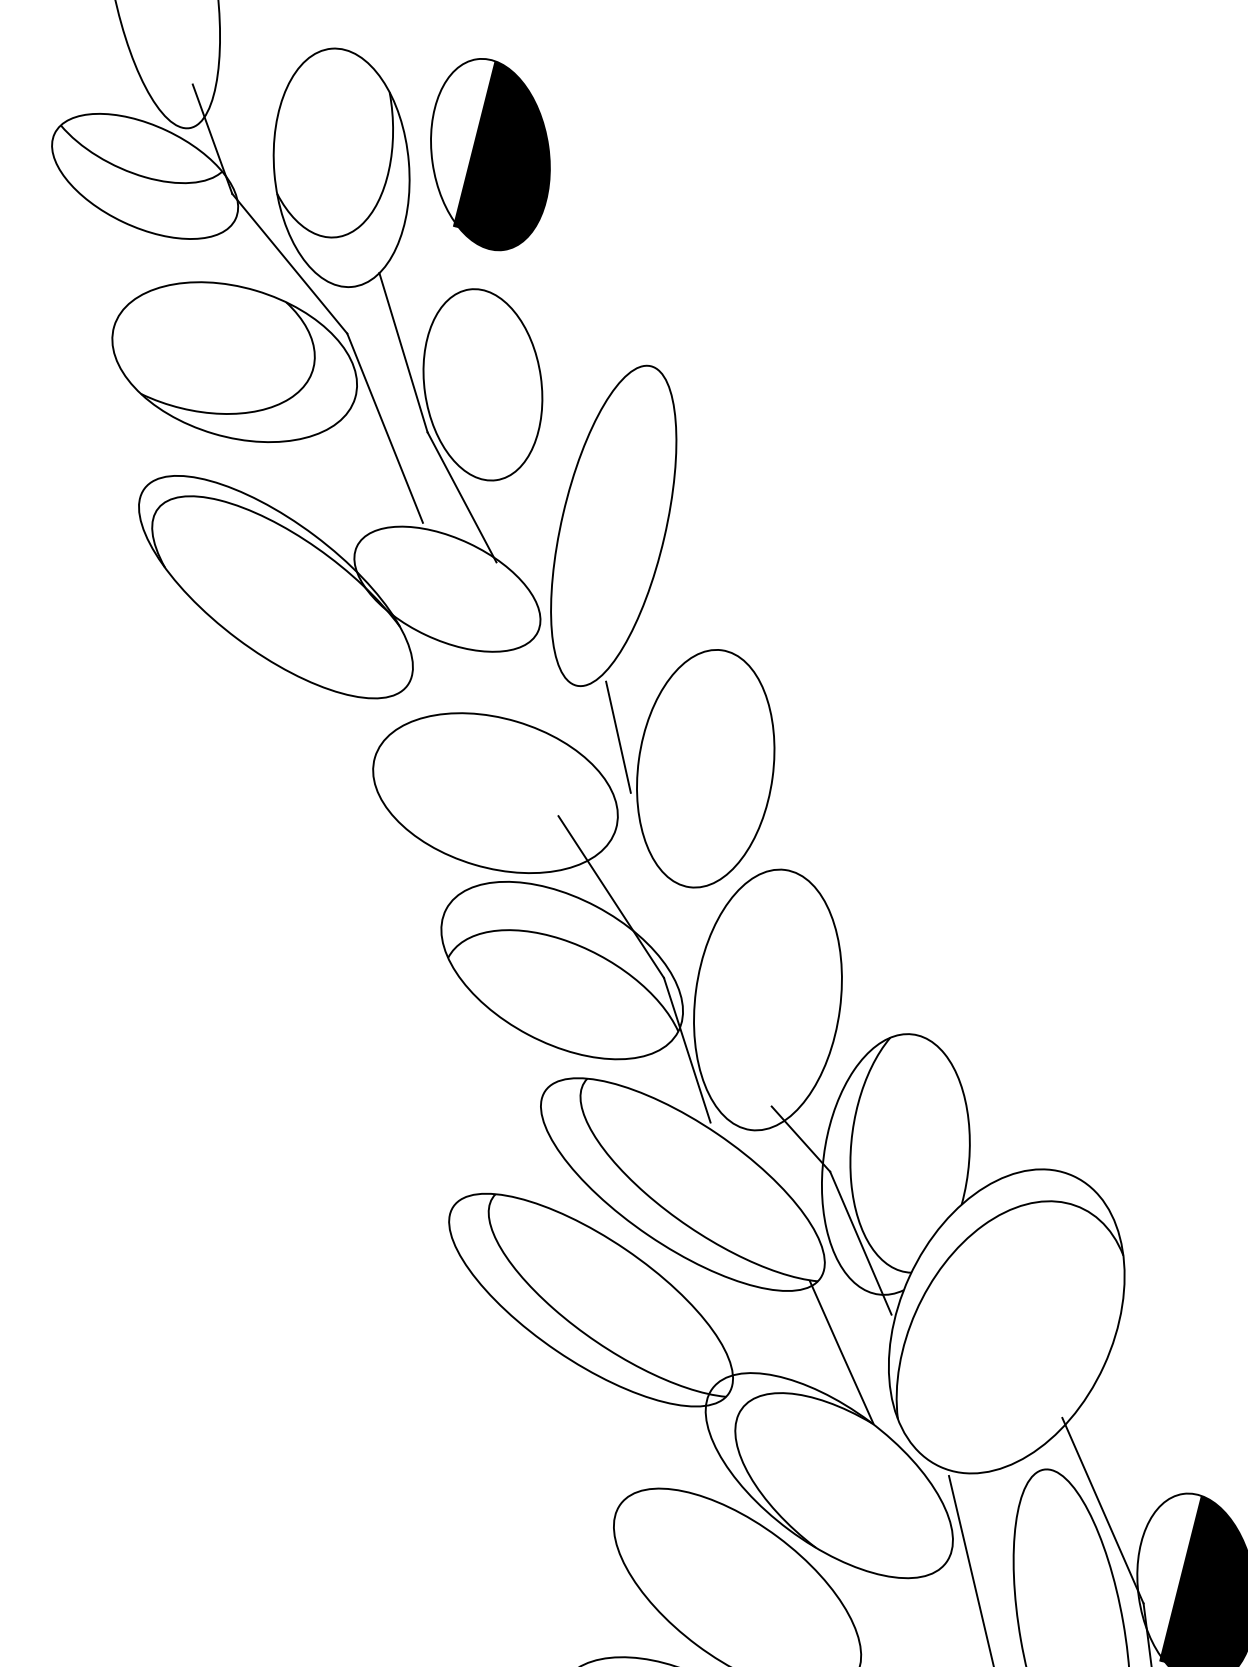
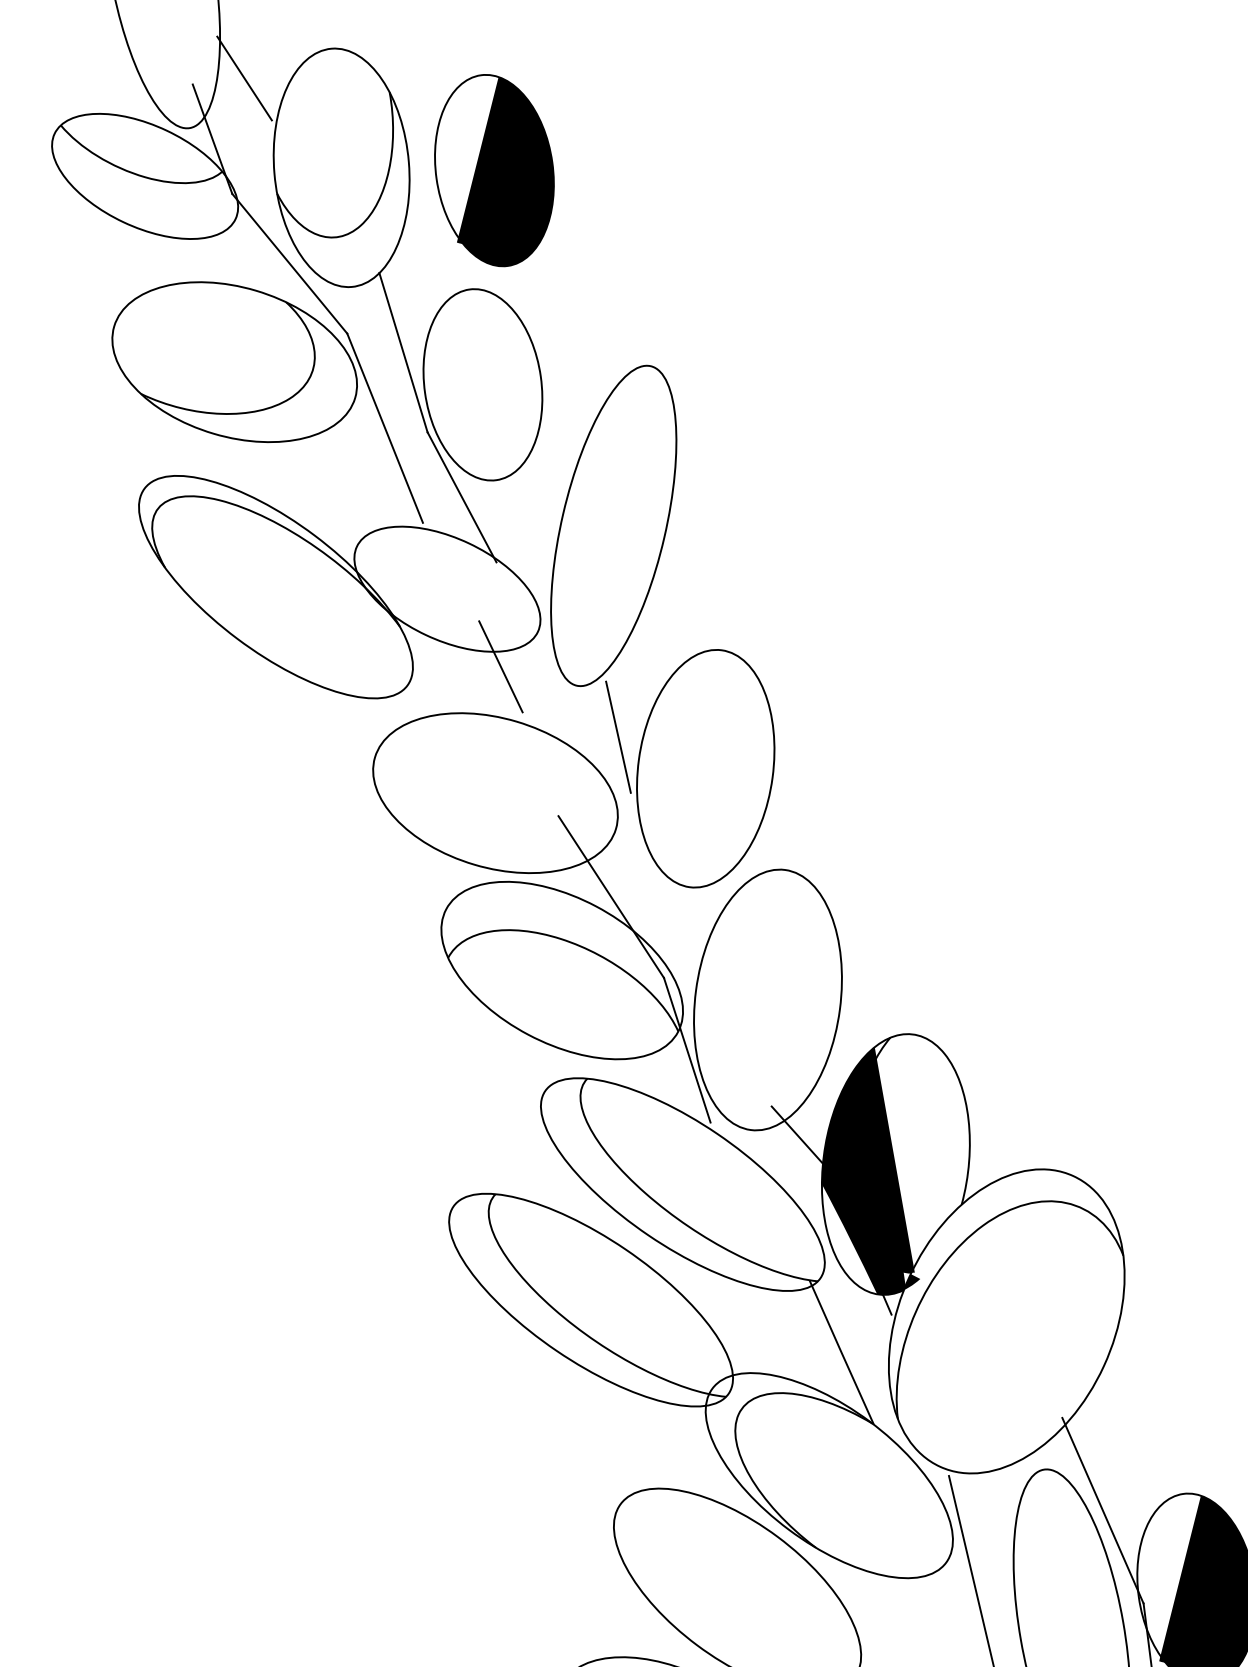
line: none -> present (244, 78)
part position: (490, 154) -> (494, 170) (494, 170)
line: none -> present (500, 666)
fill: none -> present (870, 1170)
